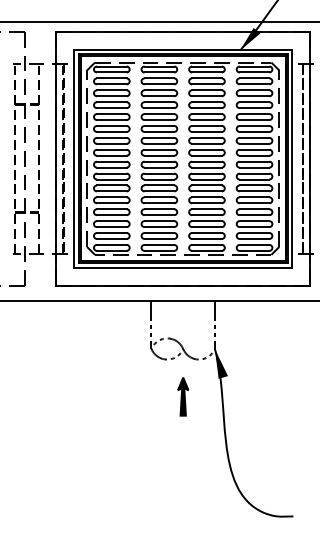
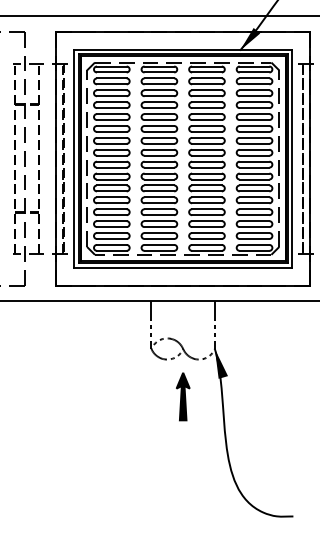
line position: (159, 21) -> (159, 15) (159, 15)
part size: 13x40 px -> 15x50 px (183, 396)
